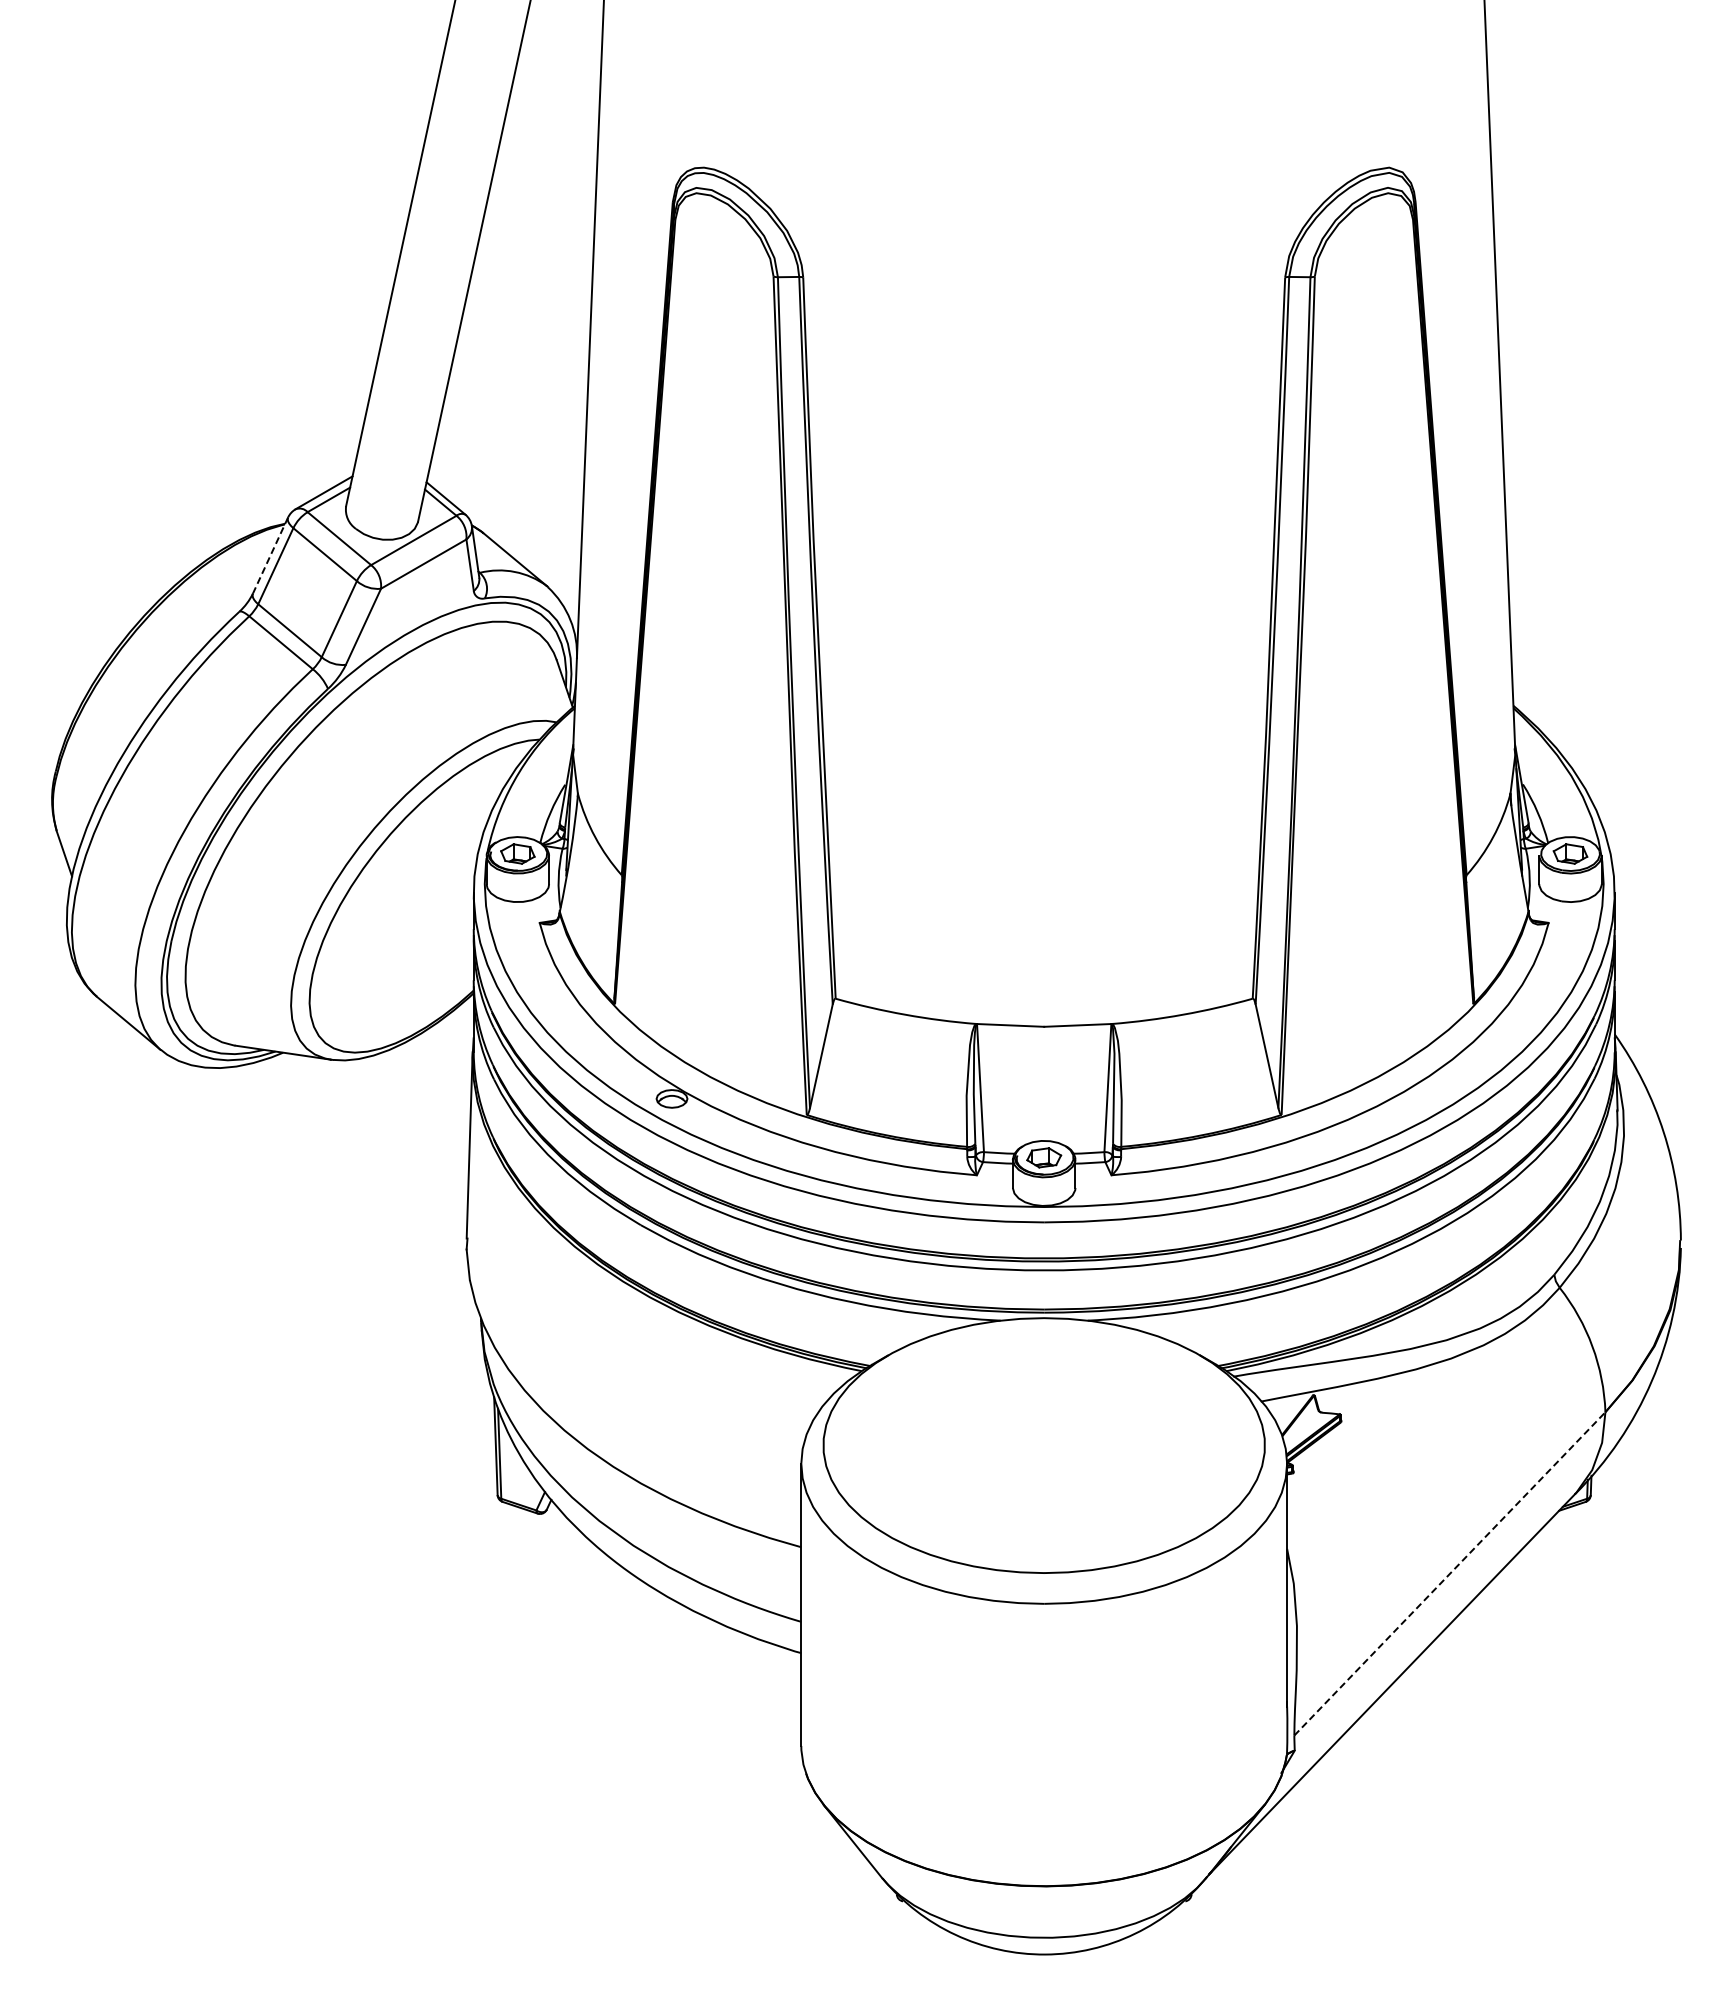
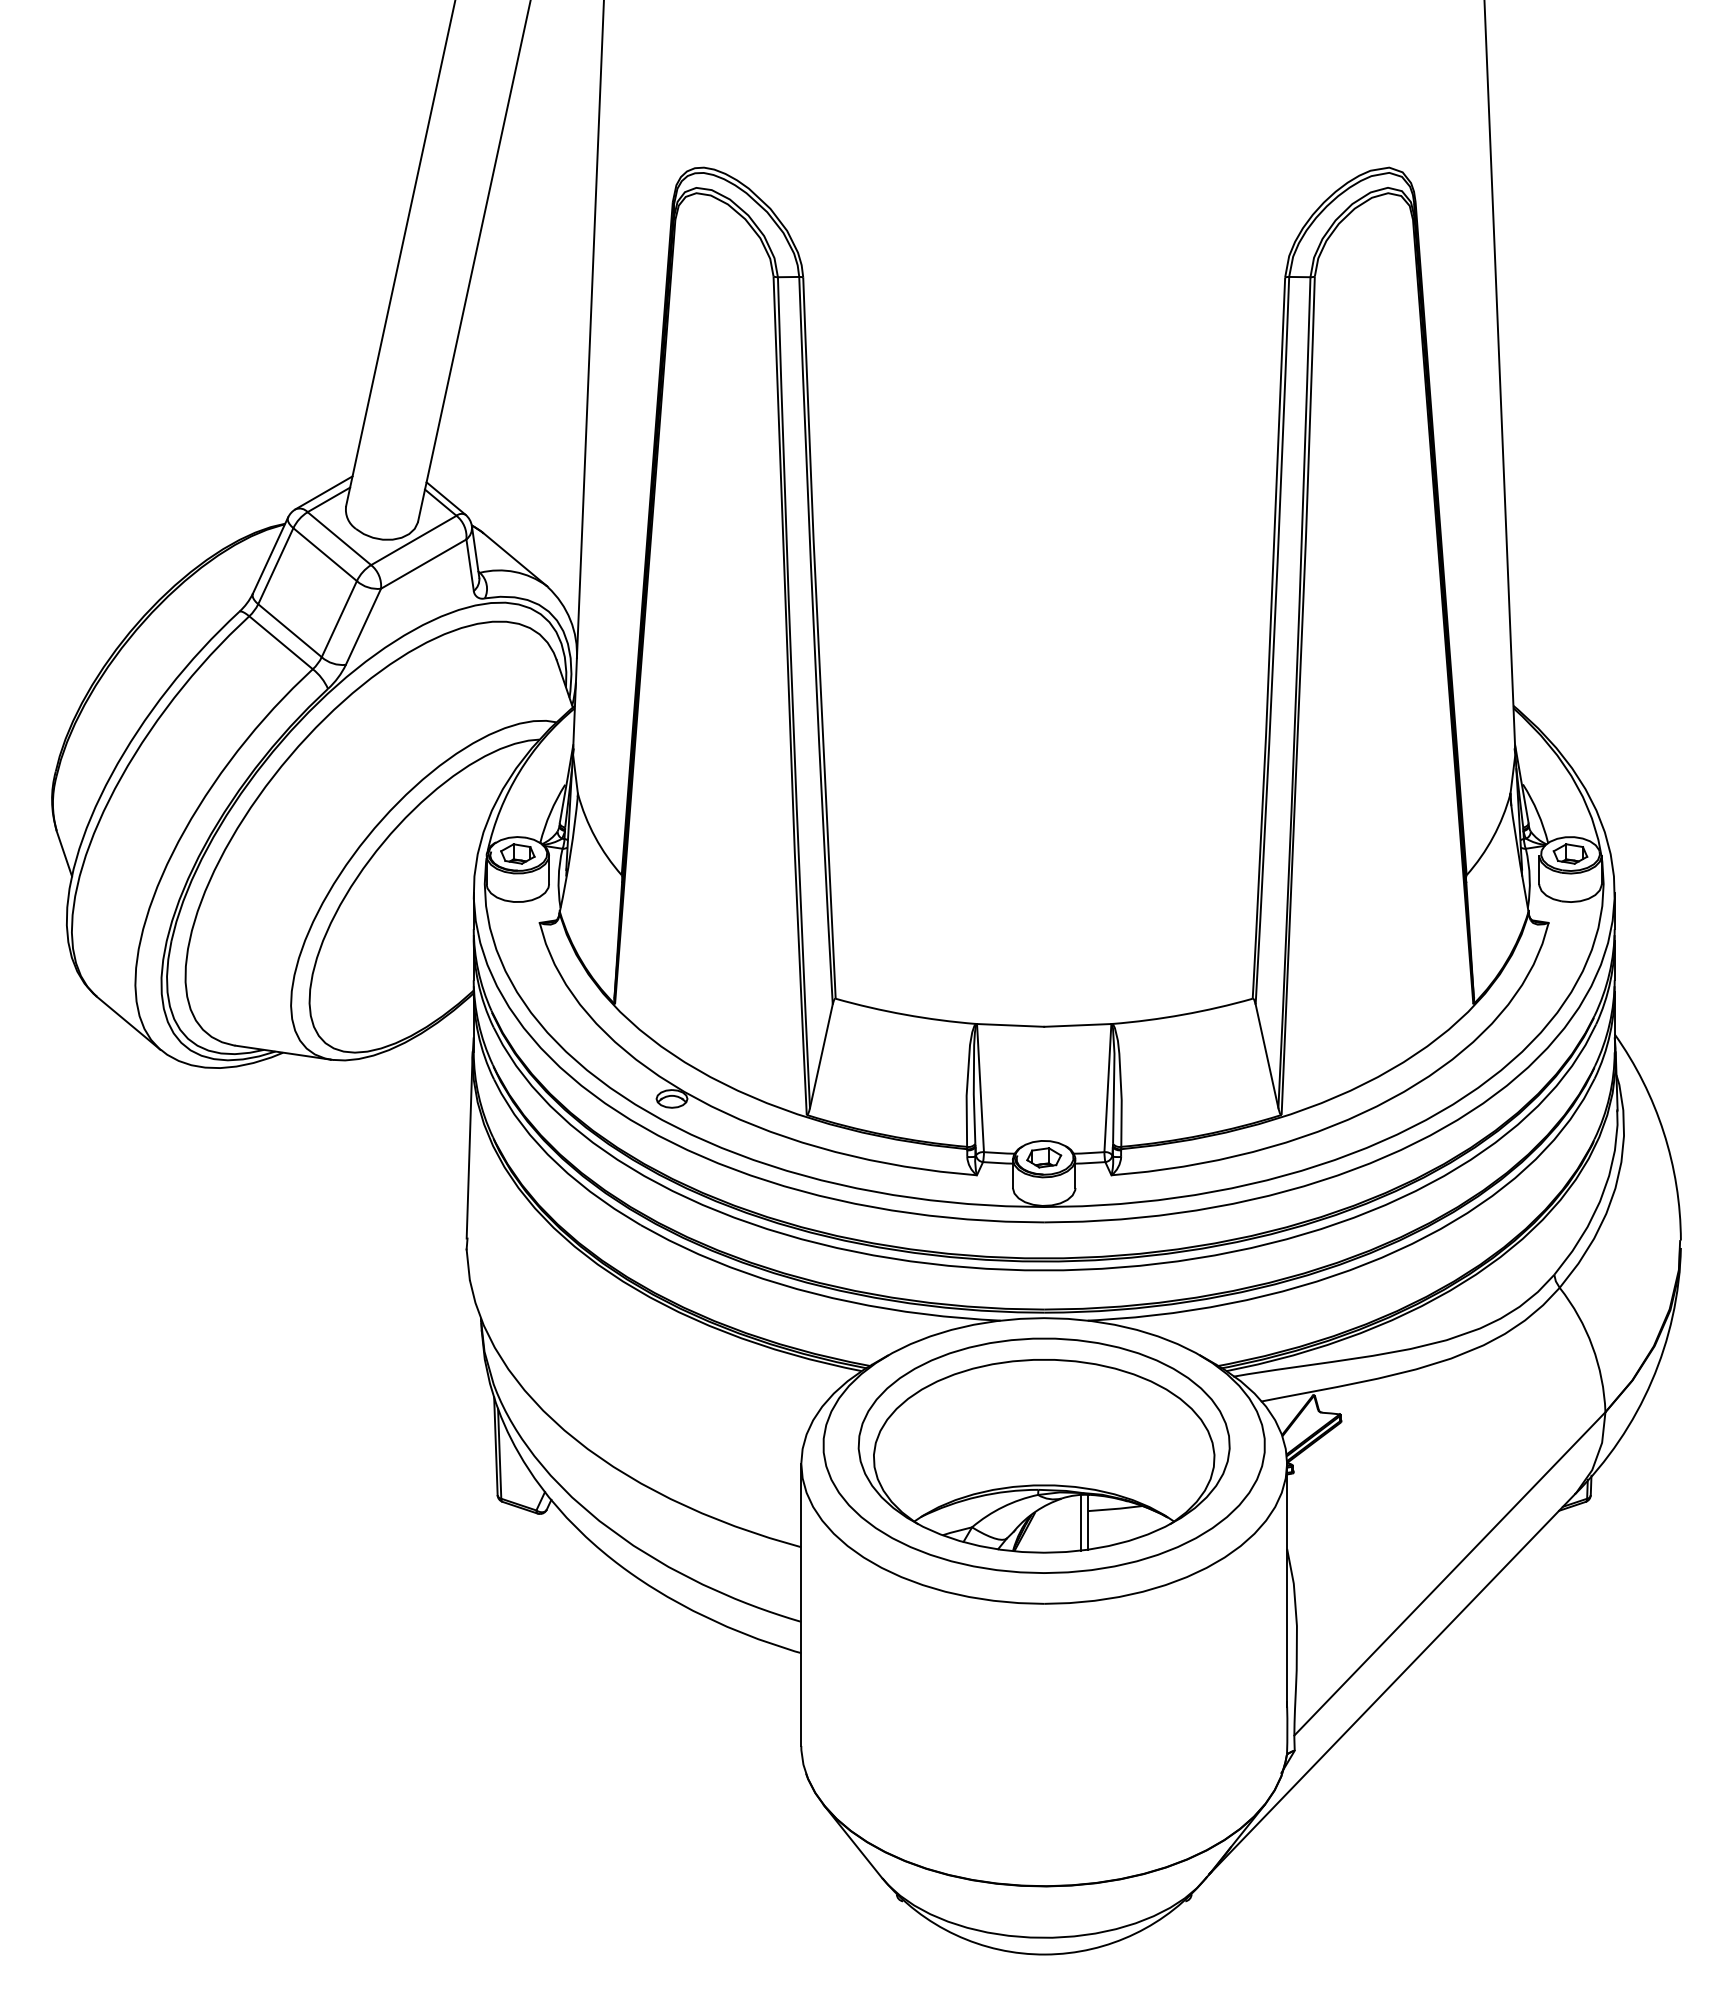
line: dashed -> solid (270, 555)
part: none -> present (1043, 1445)
line: dashed -> solid (1450, 1573)
